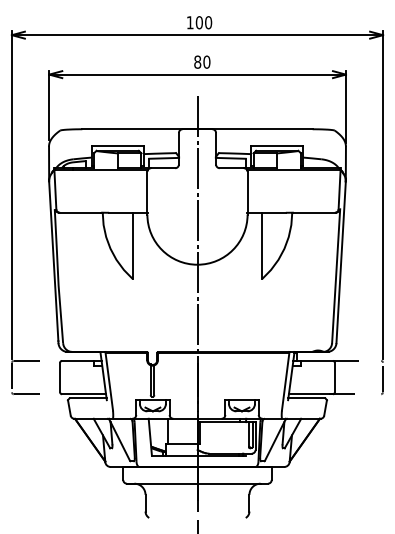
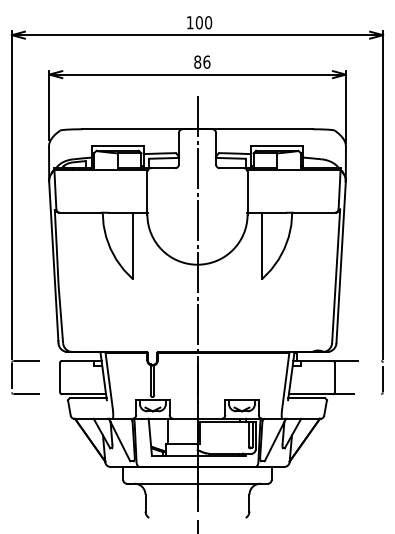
text: 80 -> 86 (206, 61)
